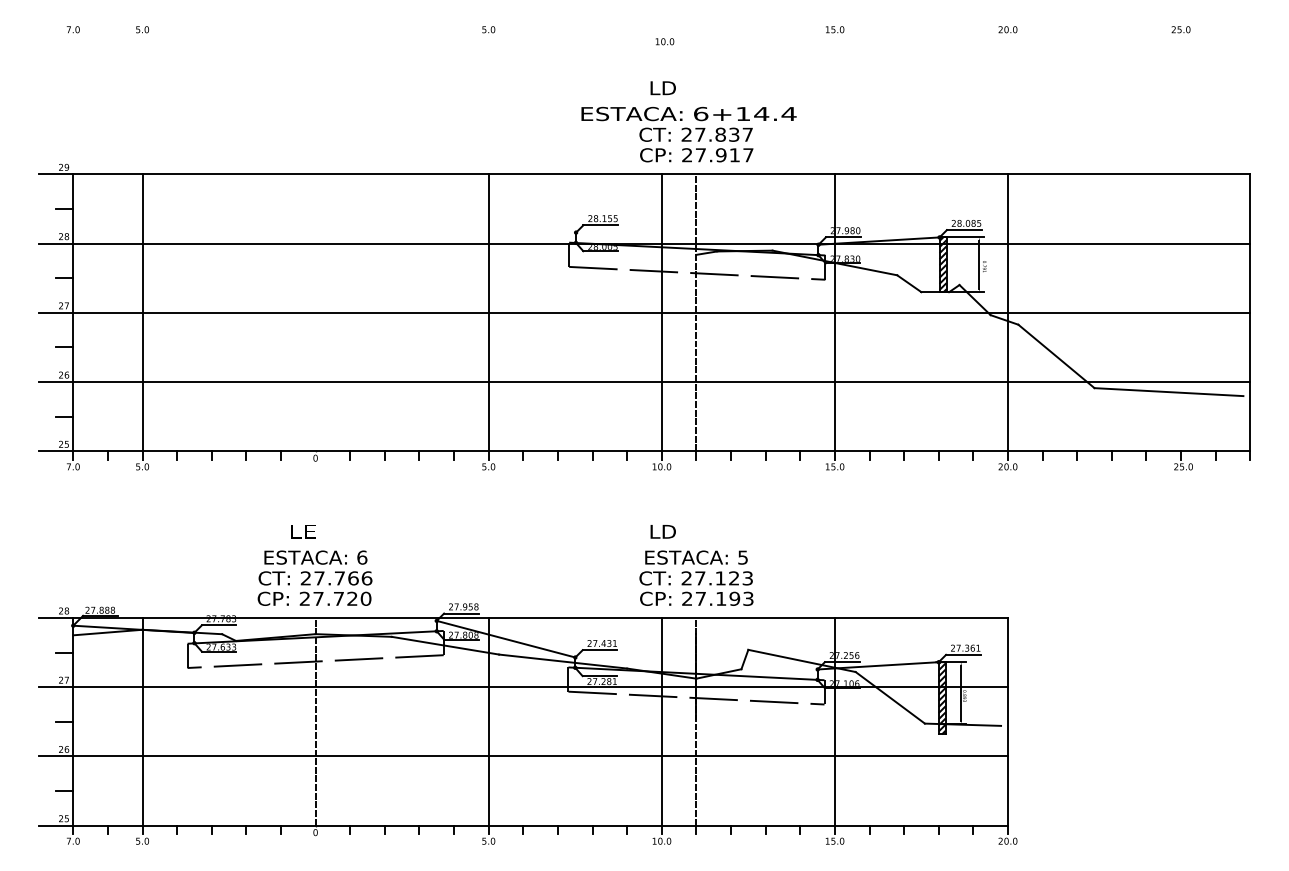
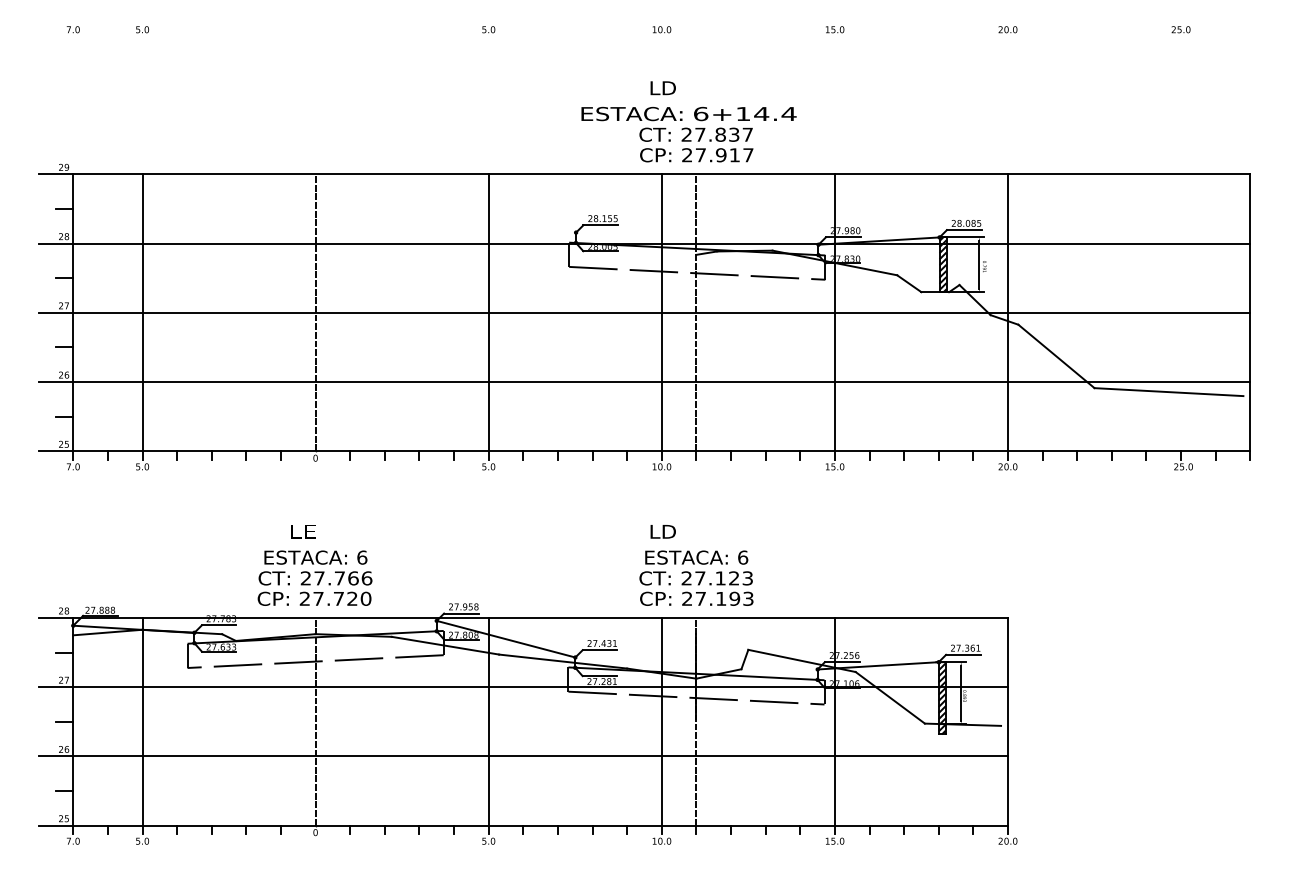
text position: (664, 41) -> (661, 29) (661, 29)
line: none -> present (315, 312)
text: 5 -> 6 (743, 557)
